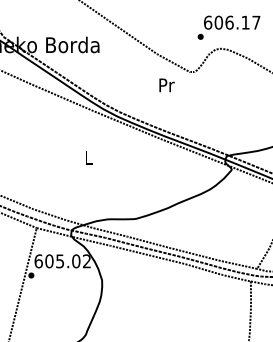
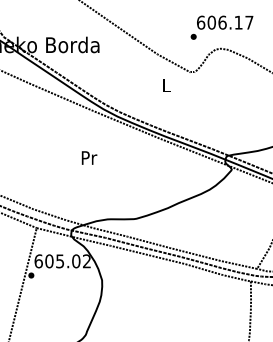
text position: (228, 27) -> (221, 27) (221, 27)
text: Pr -> L (166, 85)
text: L -> Pr (89, 157)
